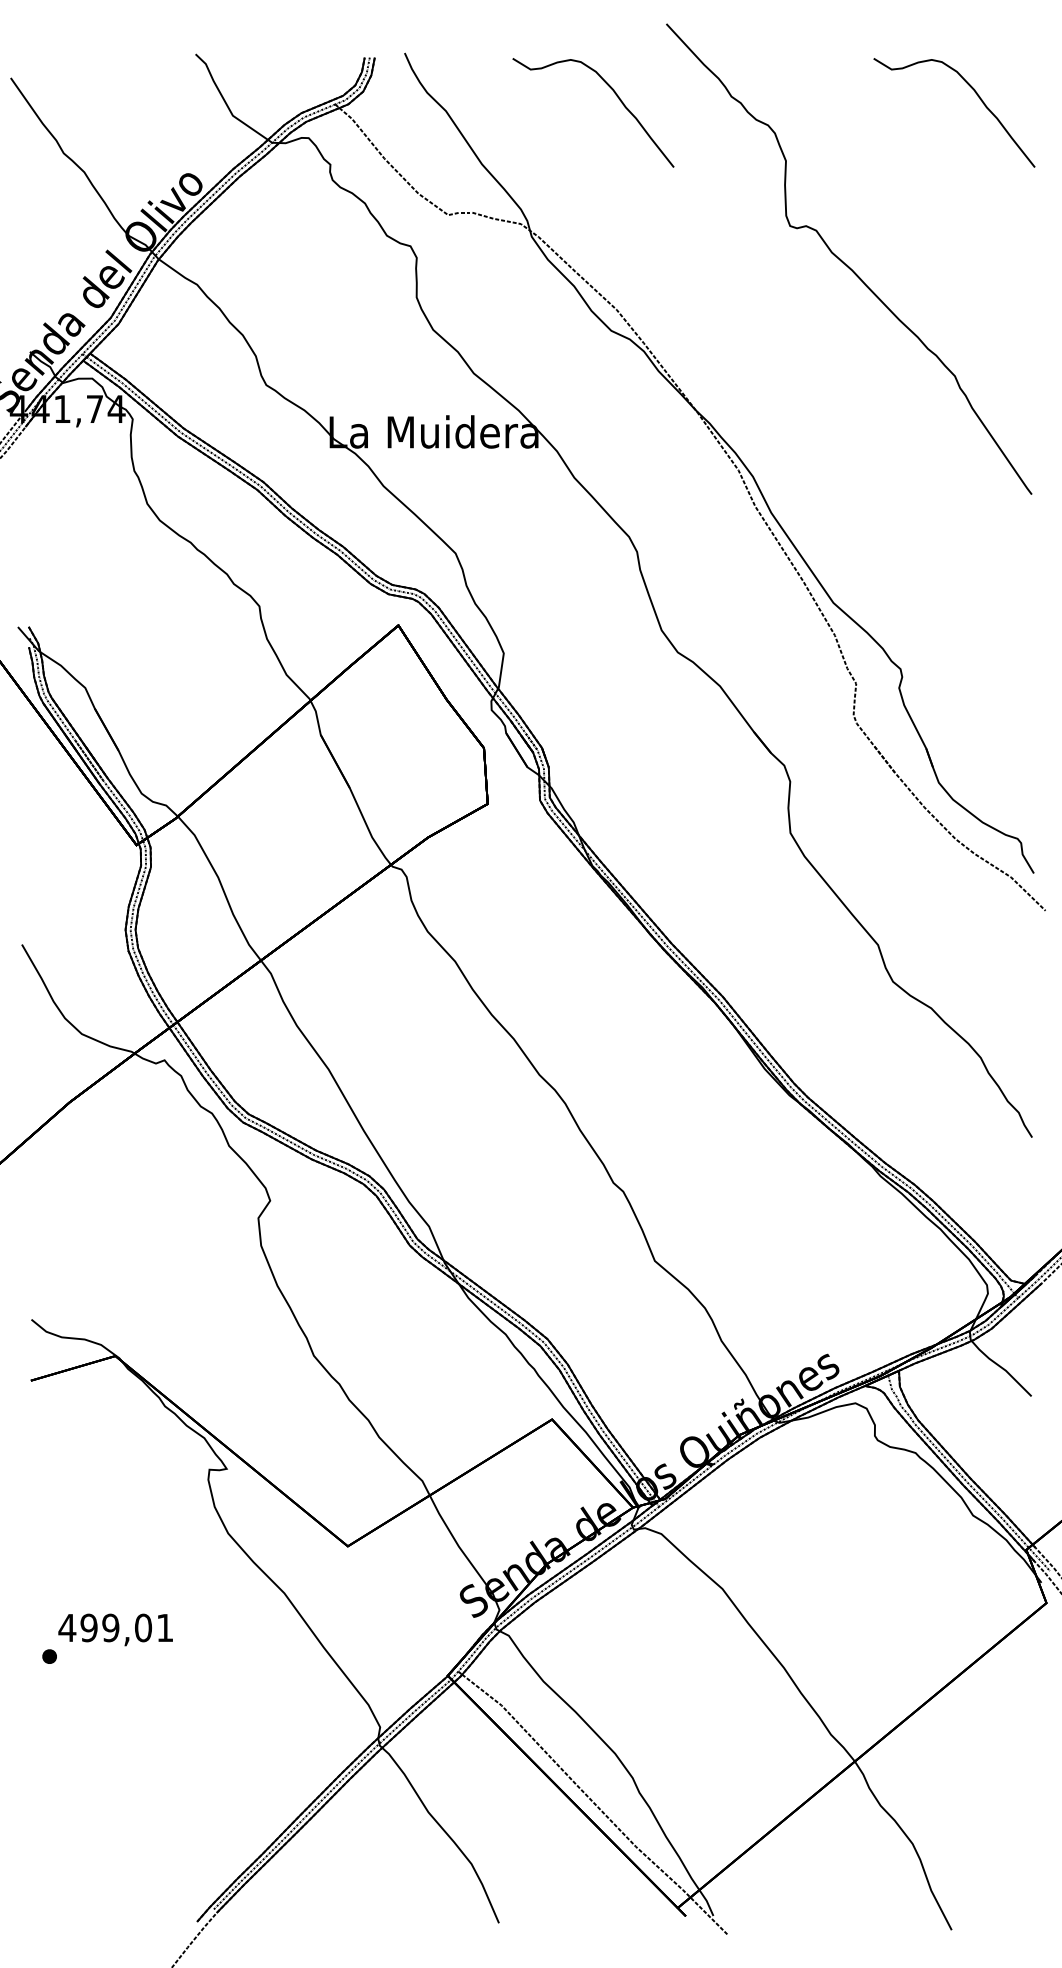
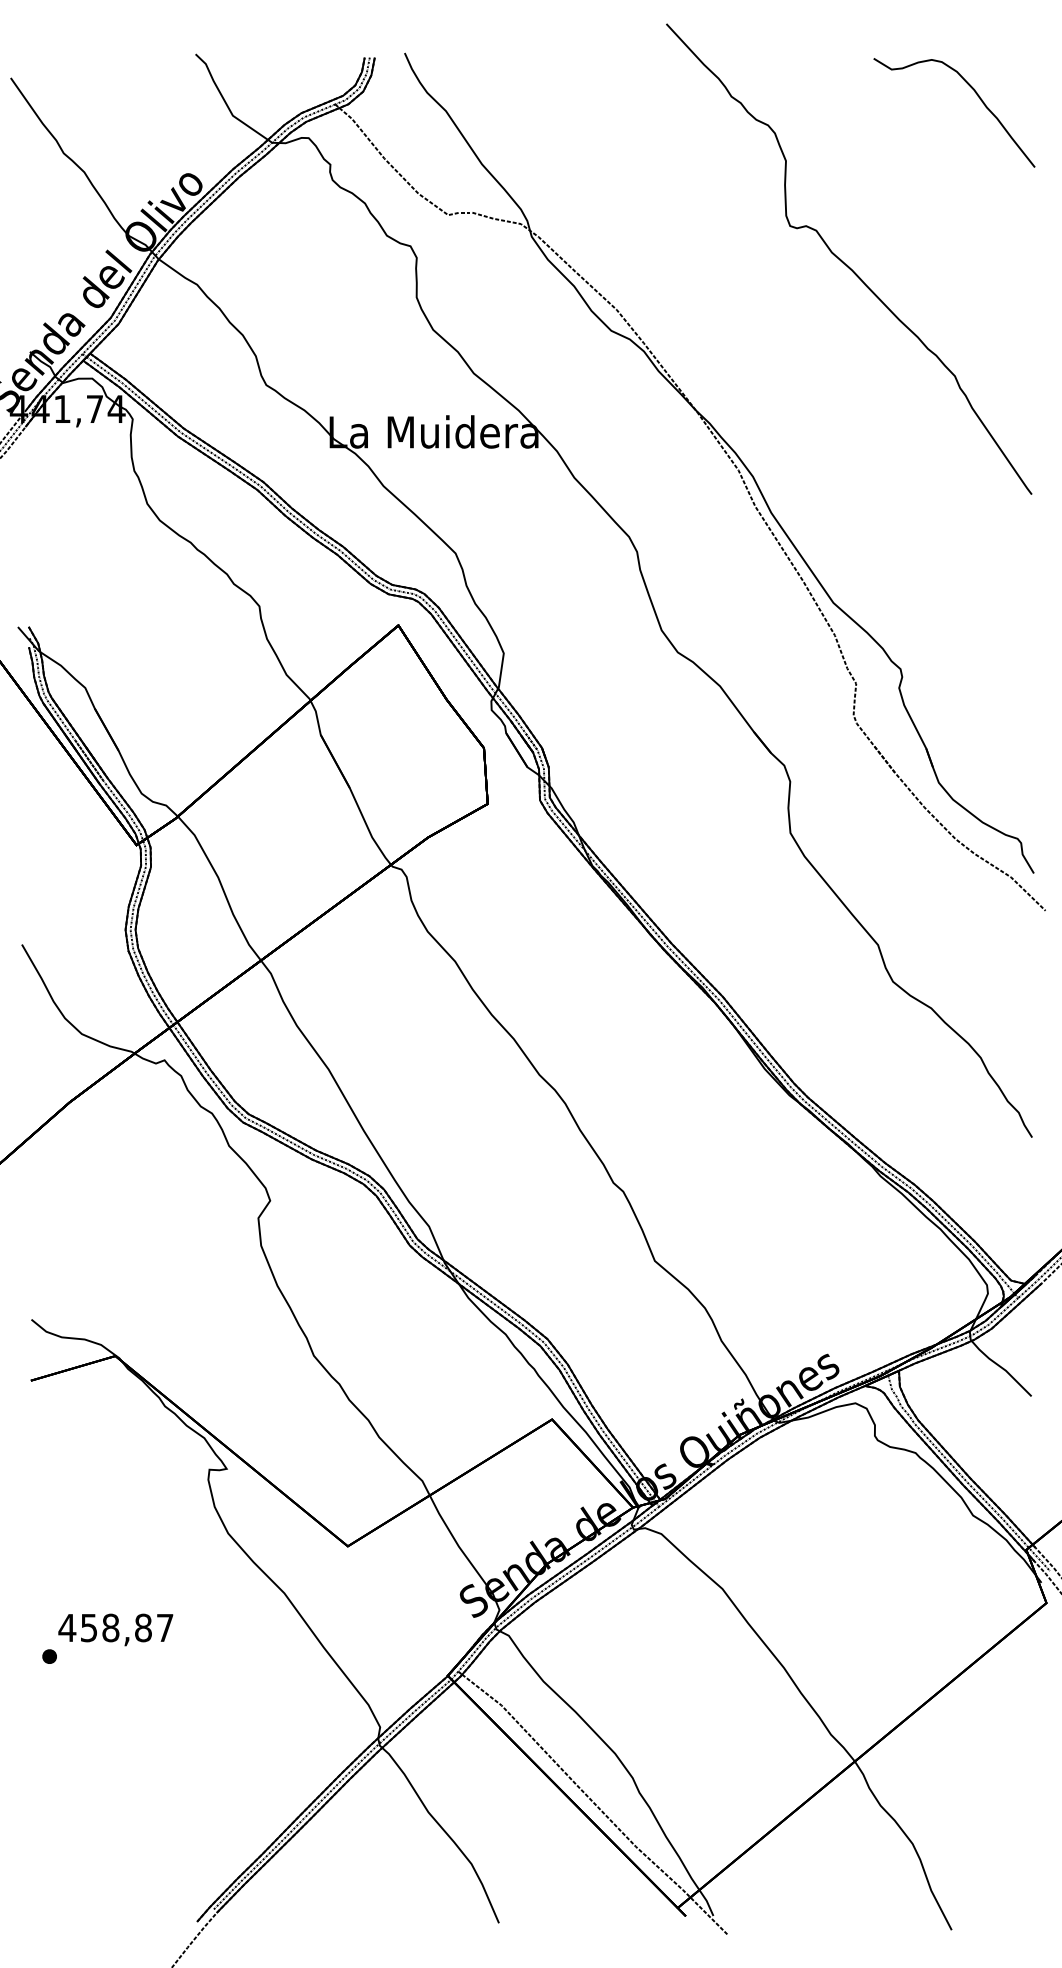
curve: present -> none (616, 96)
text: 499,01 -> 458,87 (126, 1627)
